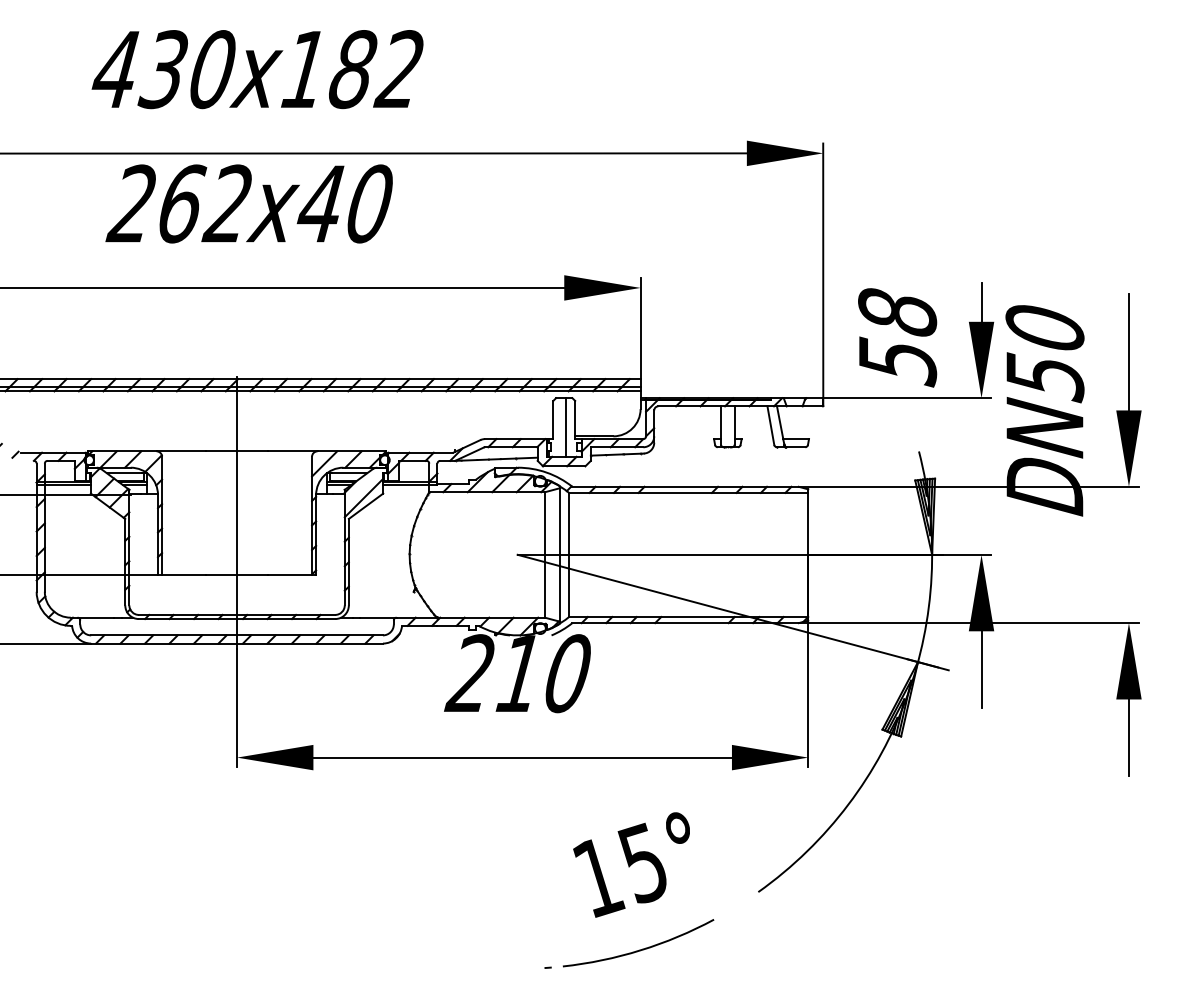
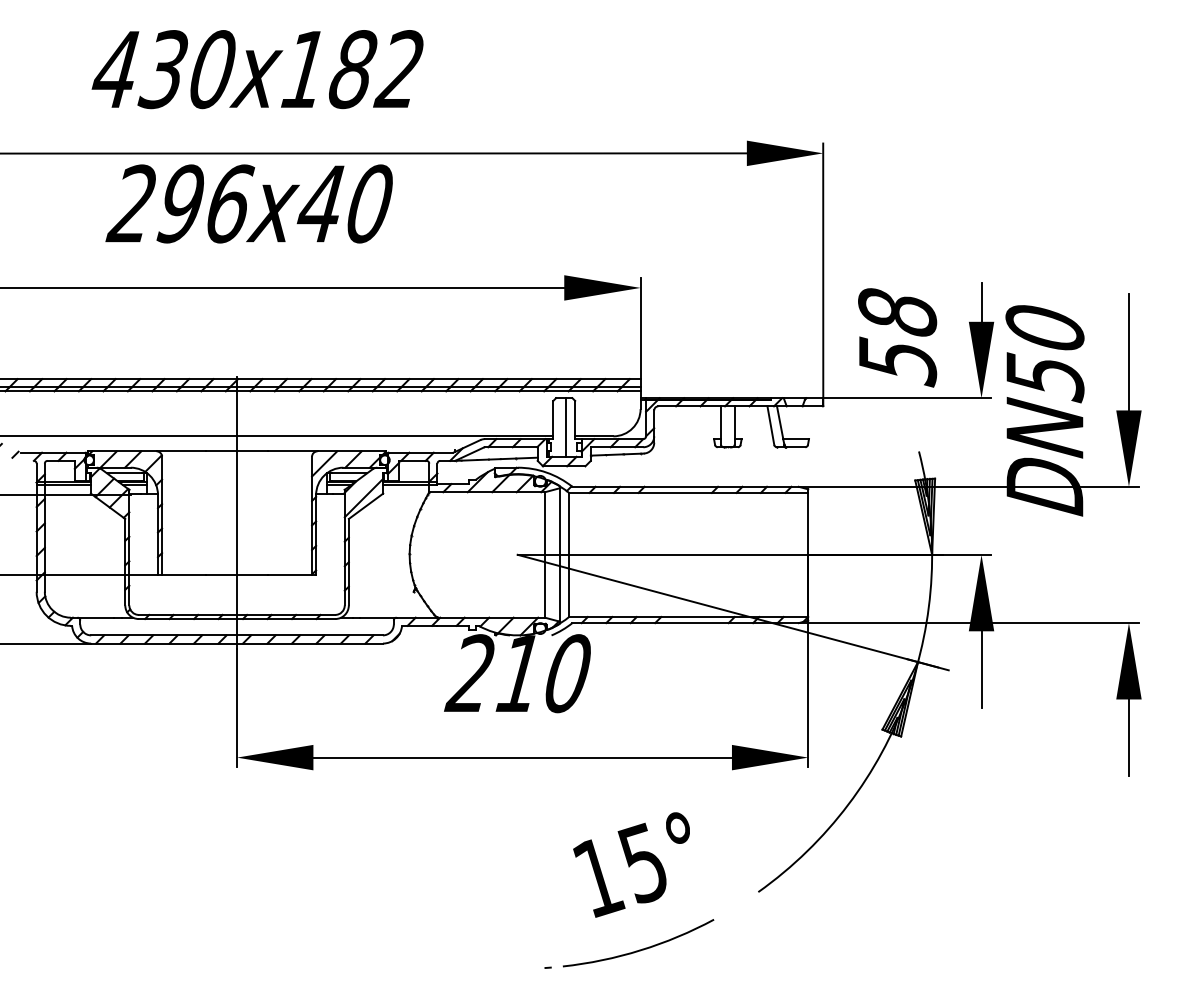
text: 262x40 -> 296x40 (205, 203)
line: none -> present (277, 436)
